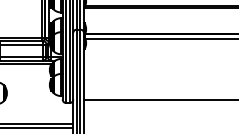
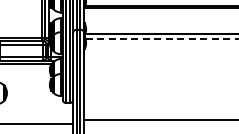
line: solid -> dashed (162, 39)
line position: (159, 99) -> (159, 119) (159, 119)
line: present -> none (37, 127)
